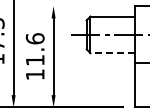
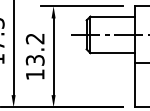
line: none -> present (82, 6)
text: 11.6 -> 13.2 (34, 49)
line: dashed -> solid (112, 53)
